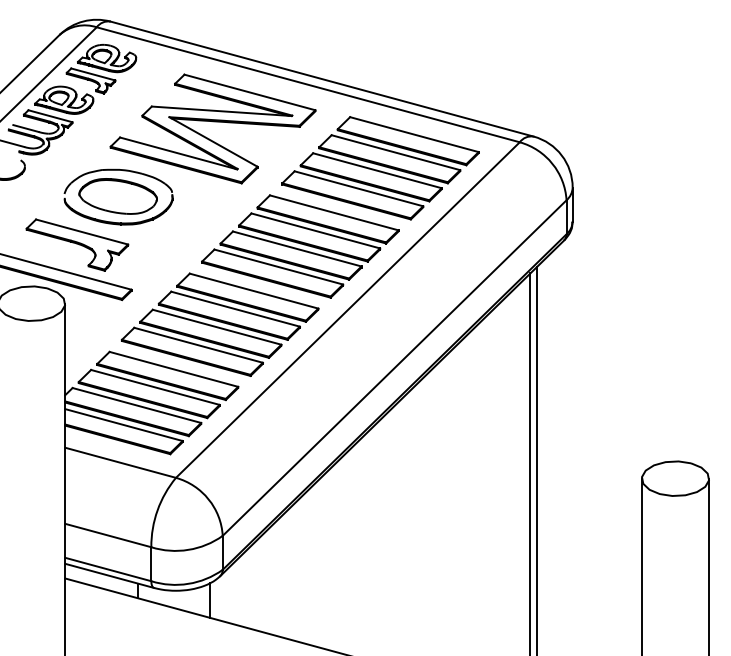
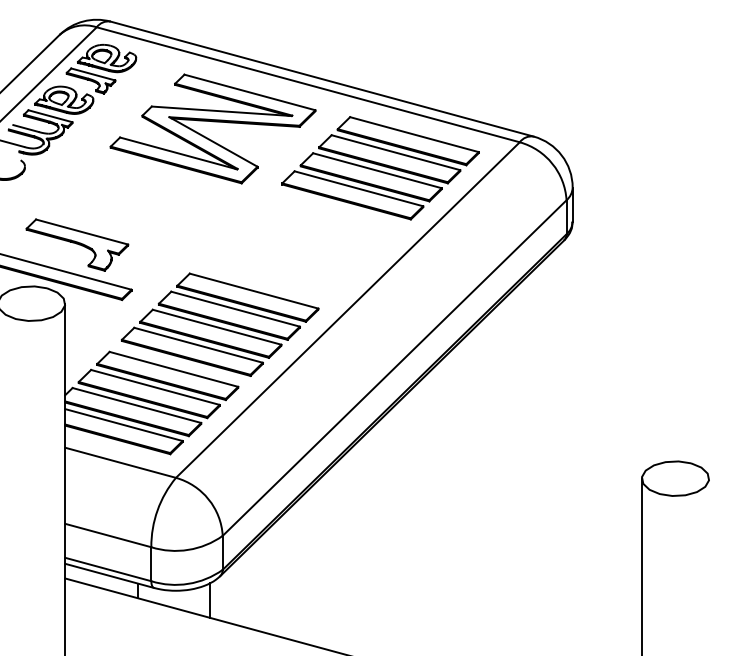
part: present -> none (118, 196)
part: present -> none (300, 246)
line: present -> none (536, 459)
line: present -> none (530, 462)
line: present -> none (709, 565)
